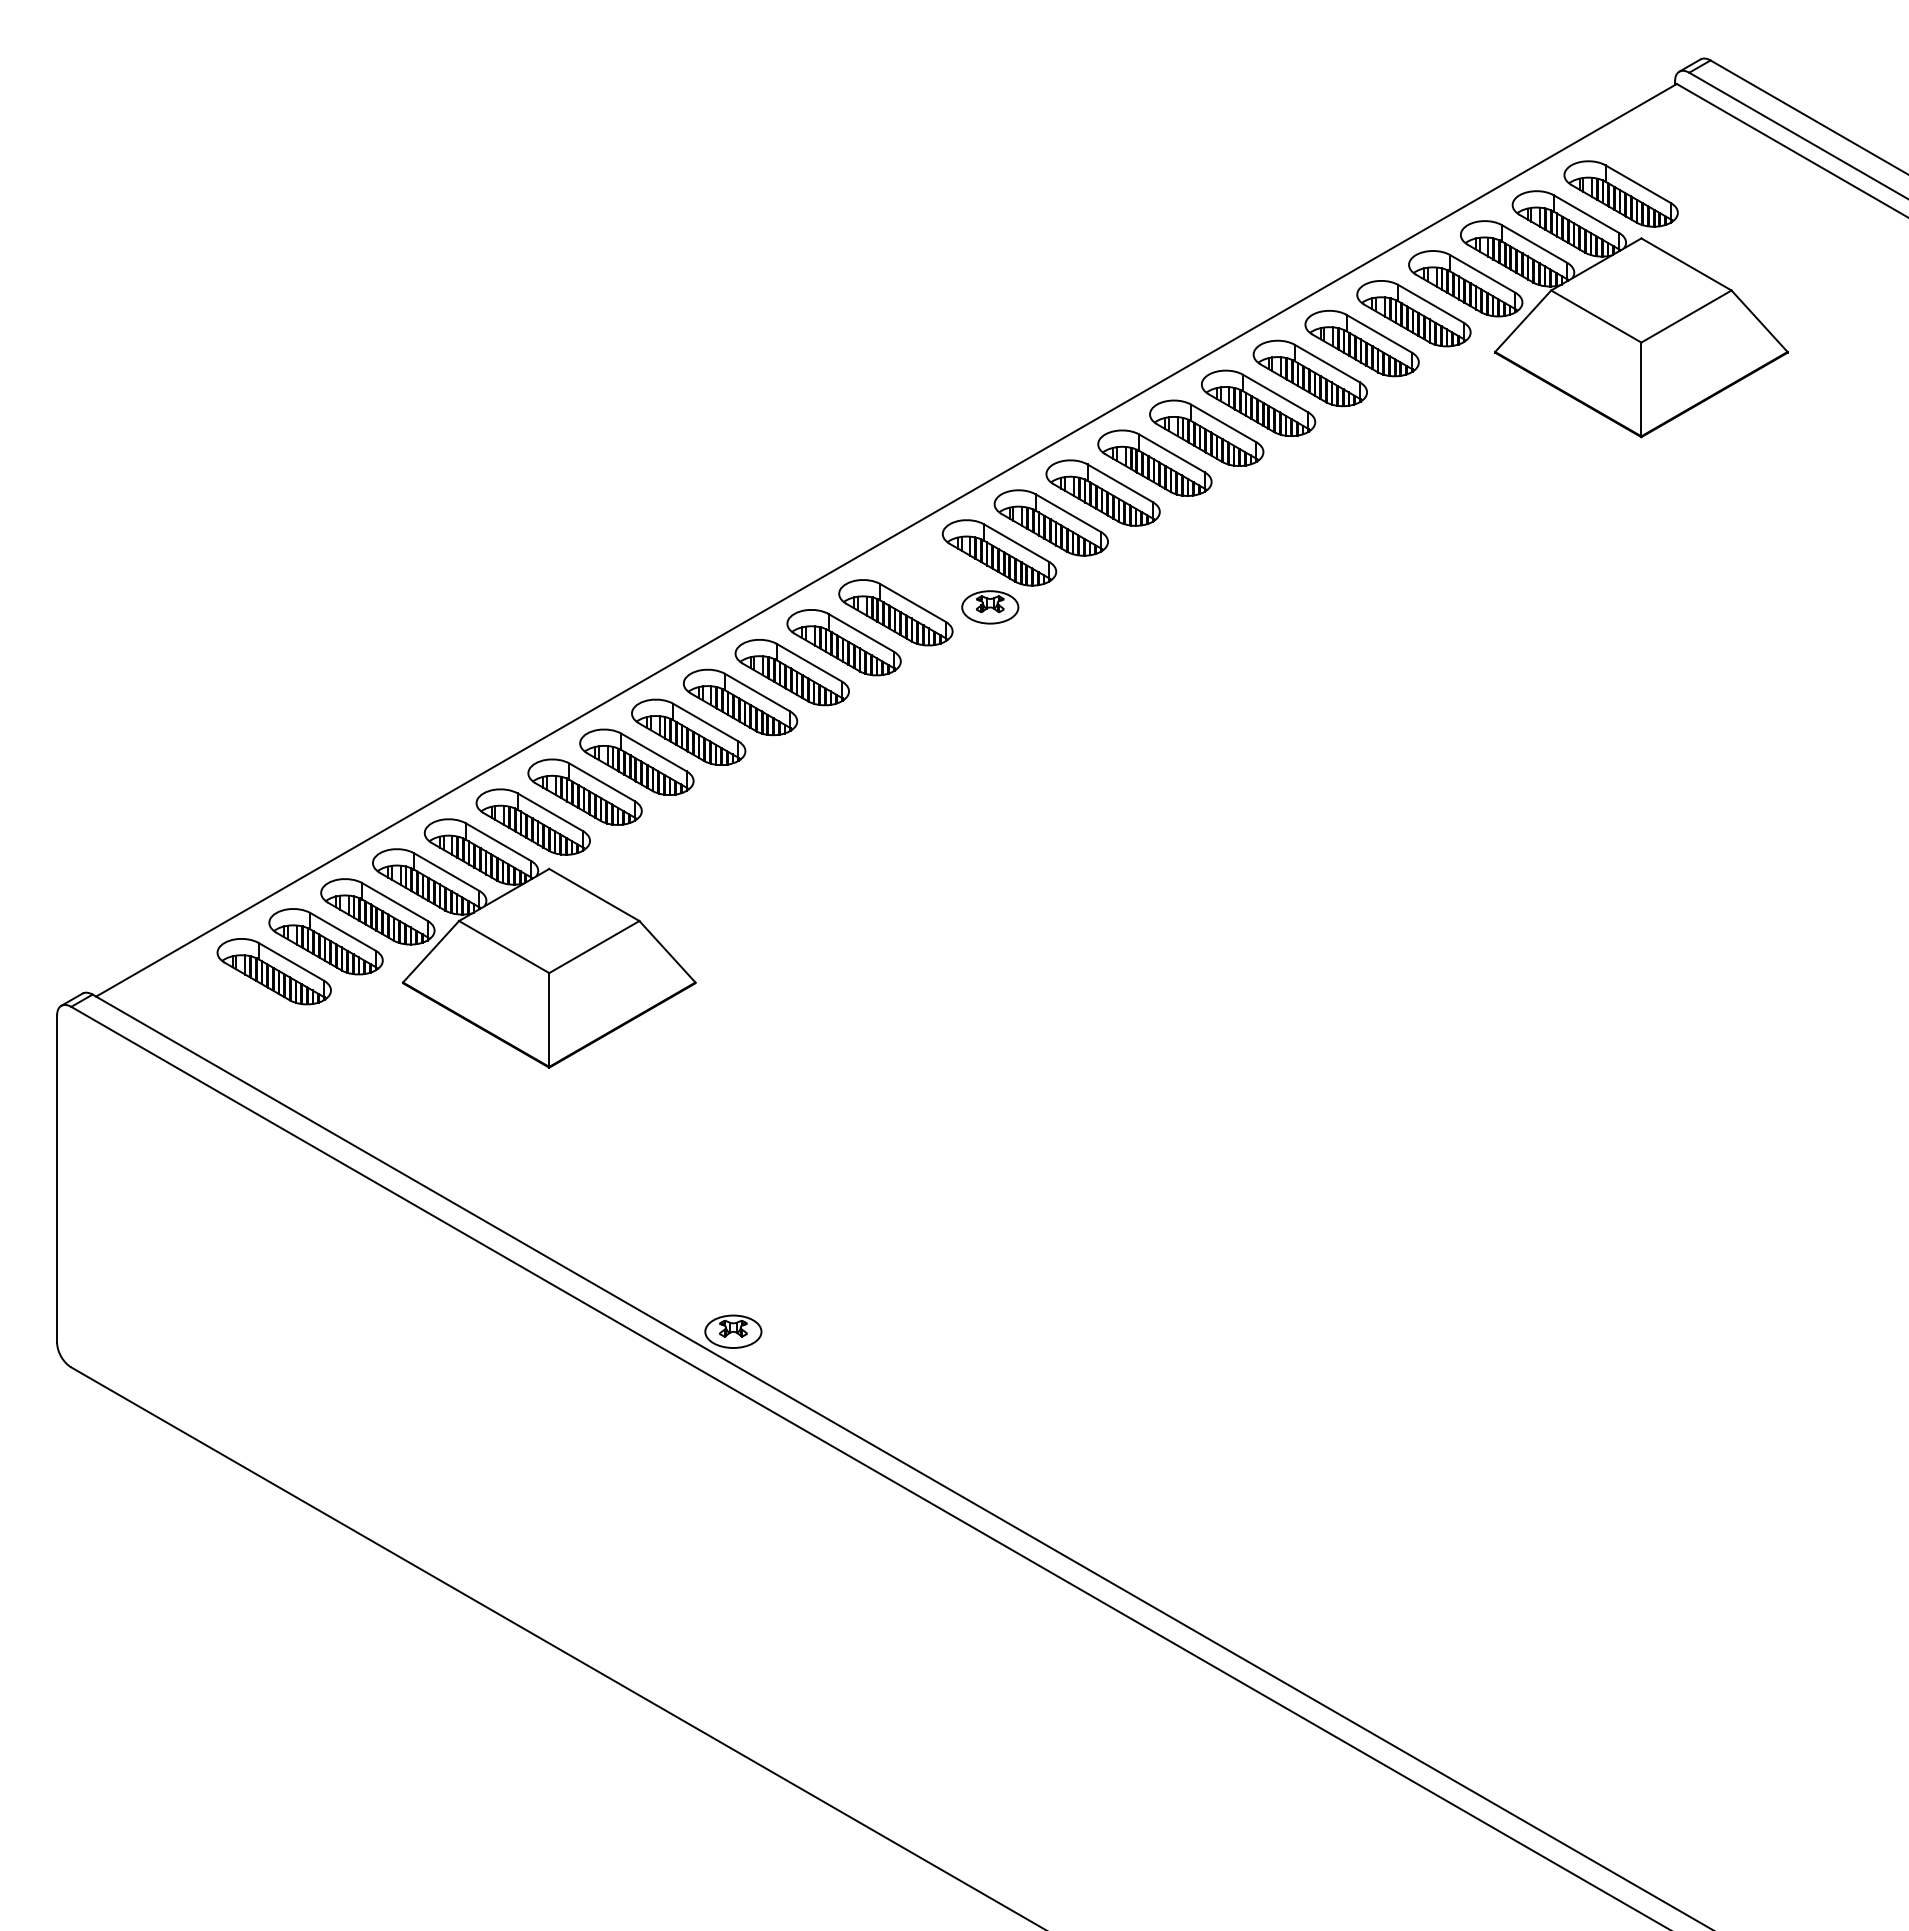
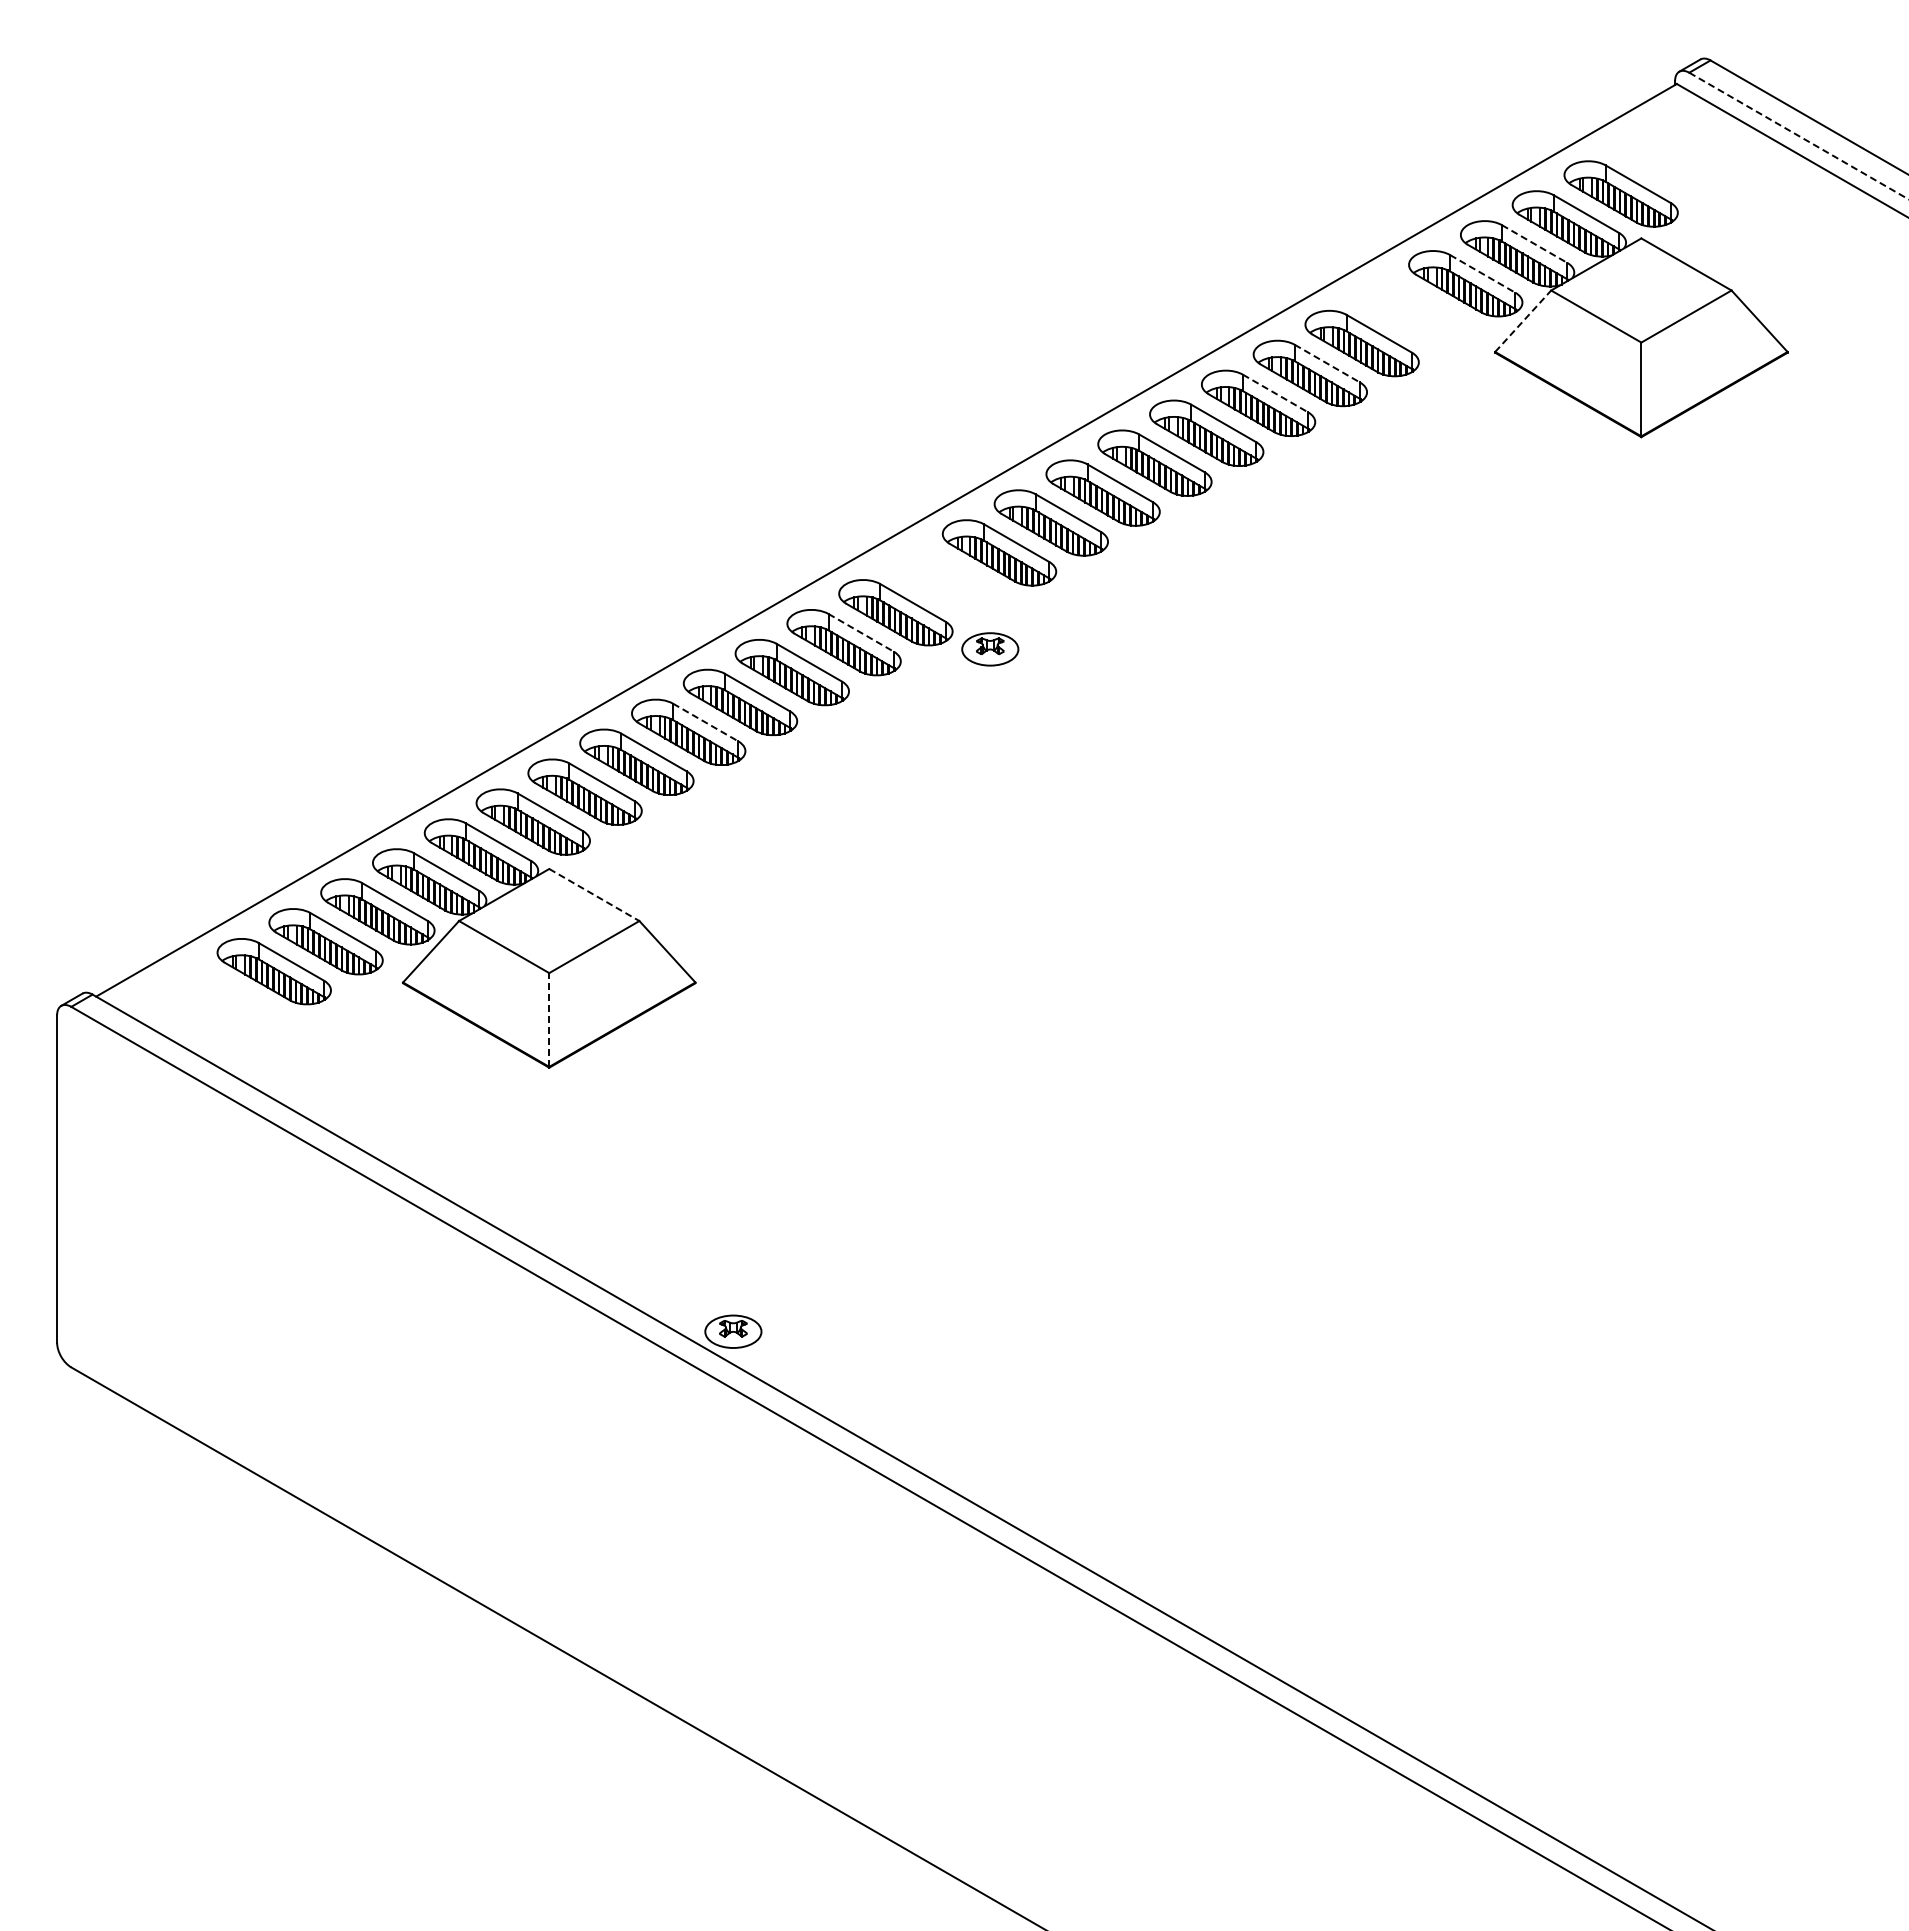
line: solid -> dashed (1799, 136)
line: solid -> dashed (1534, 244)
line: solid -> dashed (1482, 273)
part: present -> none (1413, 313)
line: solid -> dashed (1523, 321)
line: solid -> dashed (1327, 363)
line: solid -> dashed (1275, 393)
part position: (990, 607) -> (990, 649) (990, 649)
line: solid -> dashed (861, 632)
line: solid -> dashed (705, 722)
line: solid -> dashed (594, 895)
line: solid -> dashed (549, 1020)
